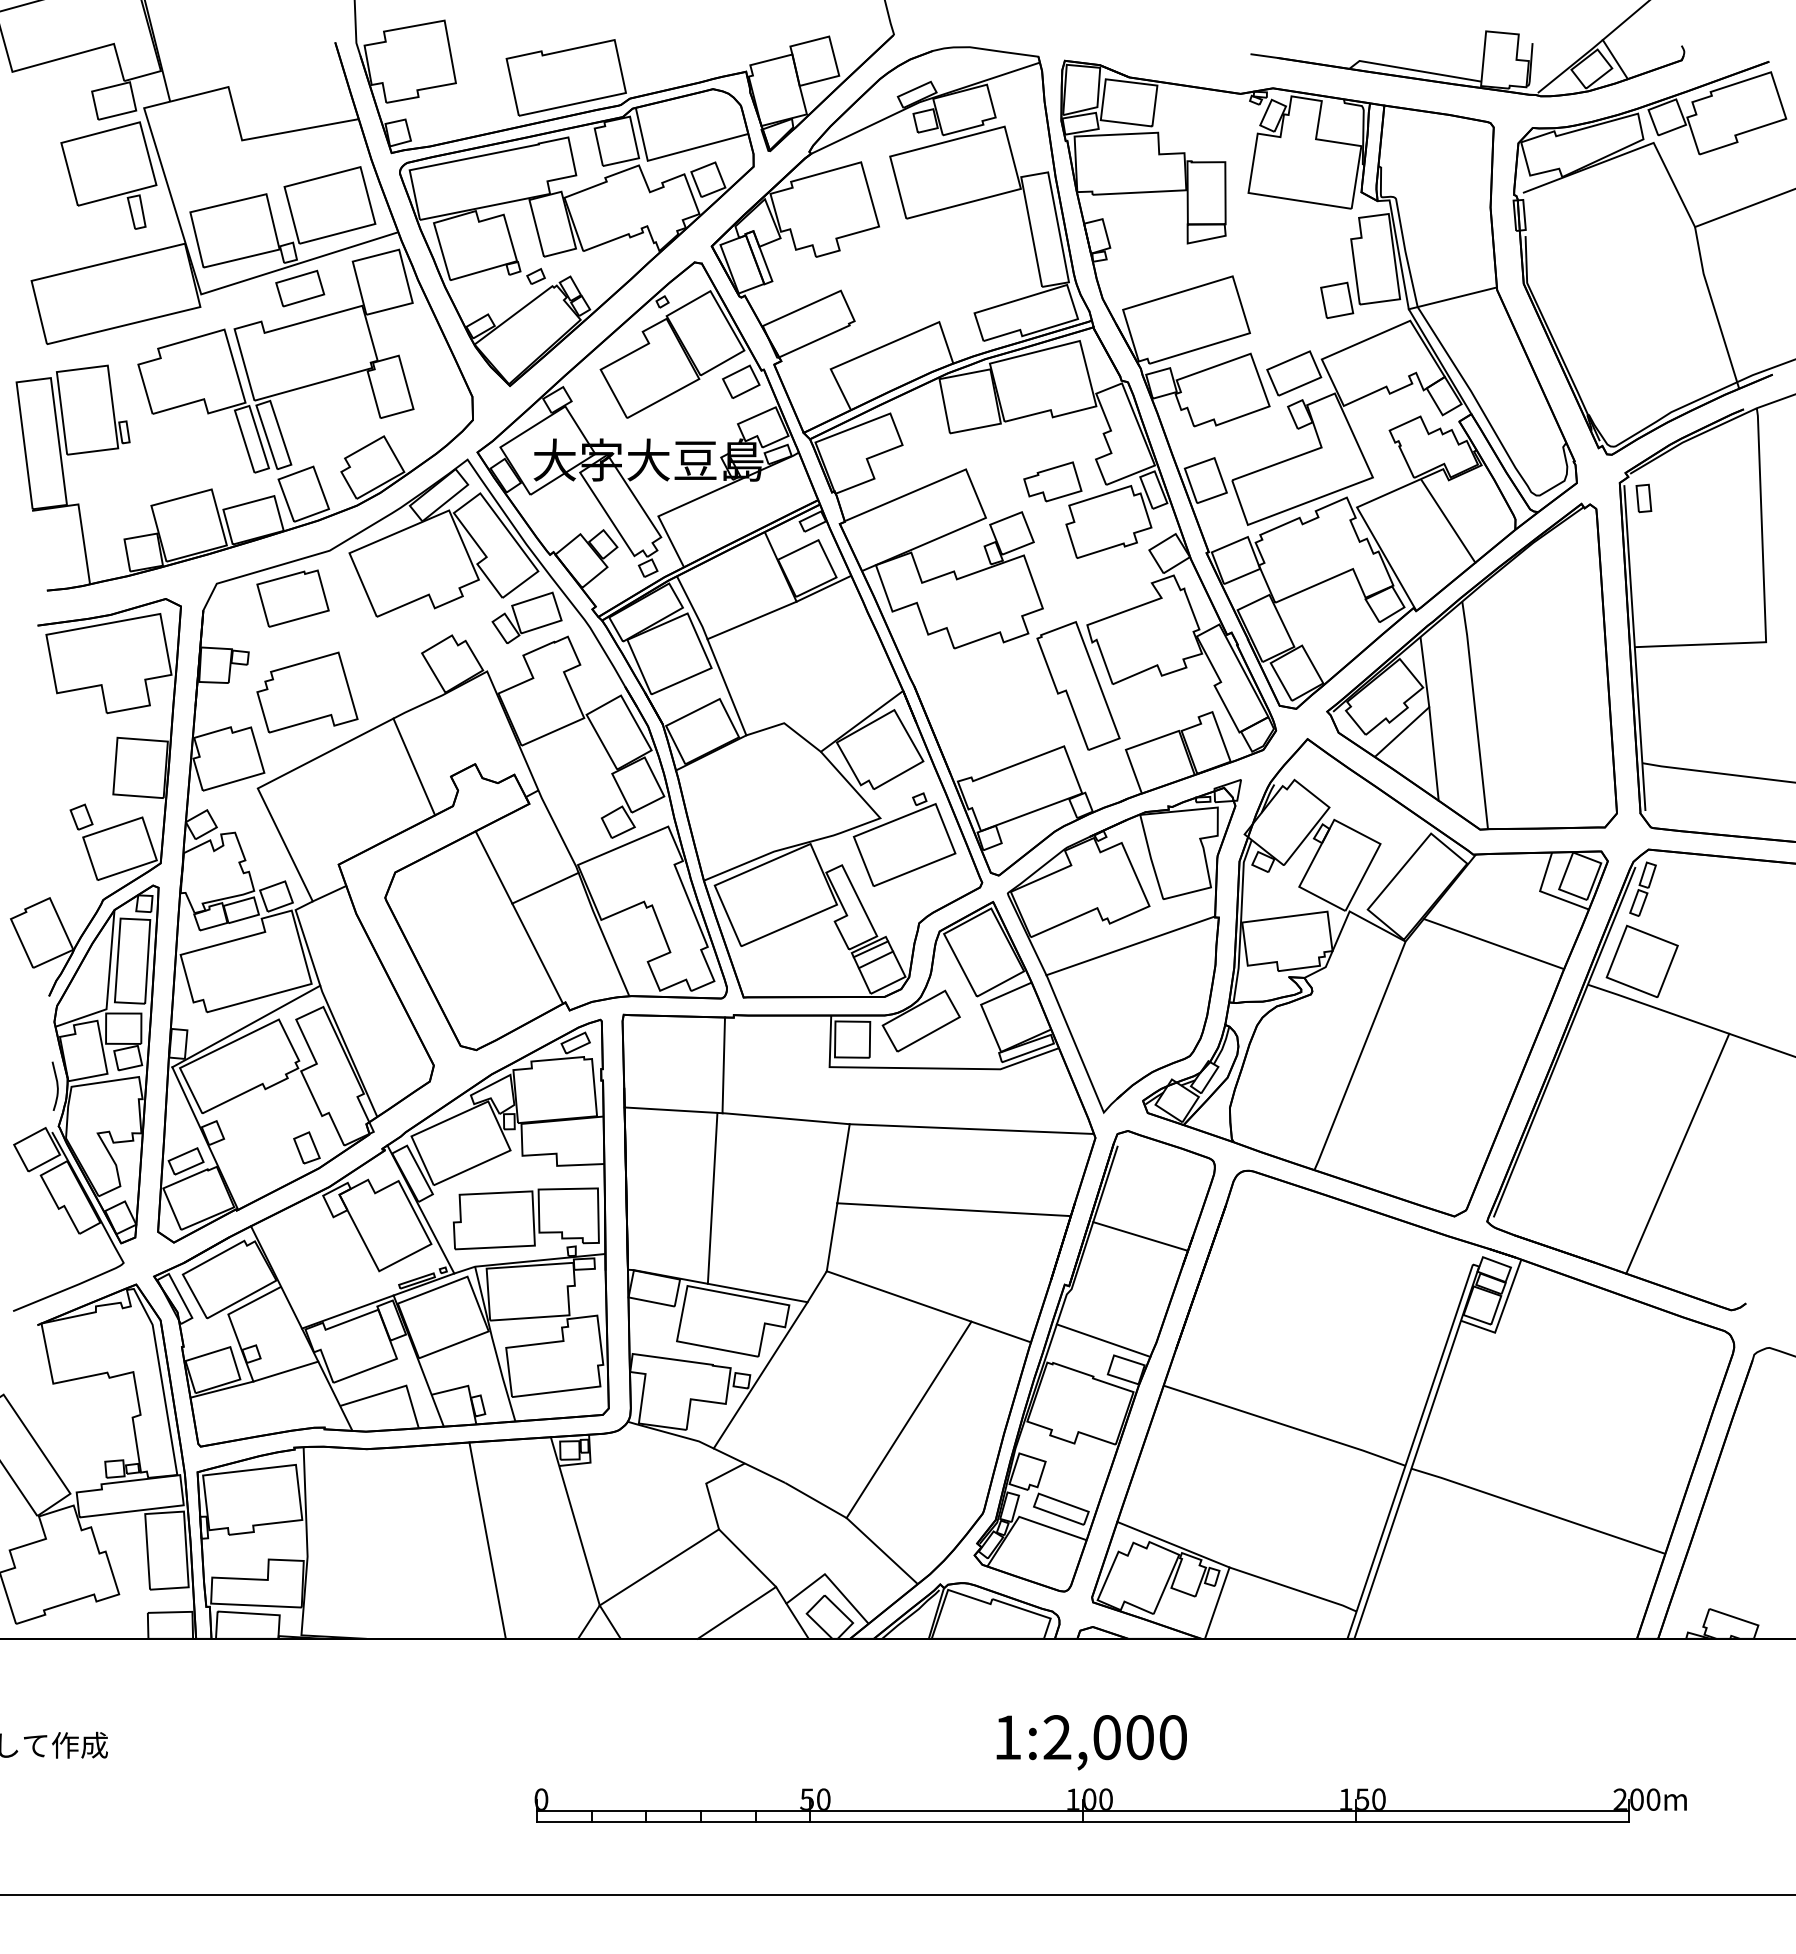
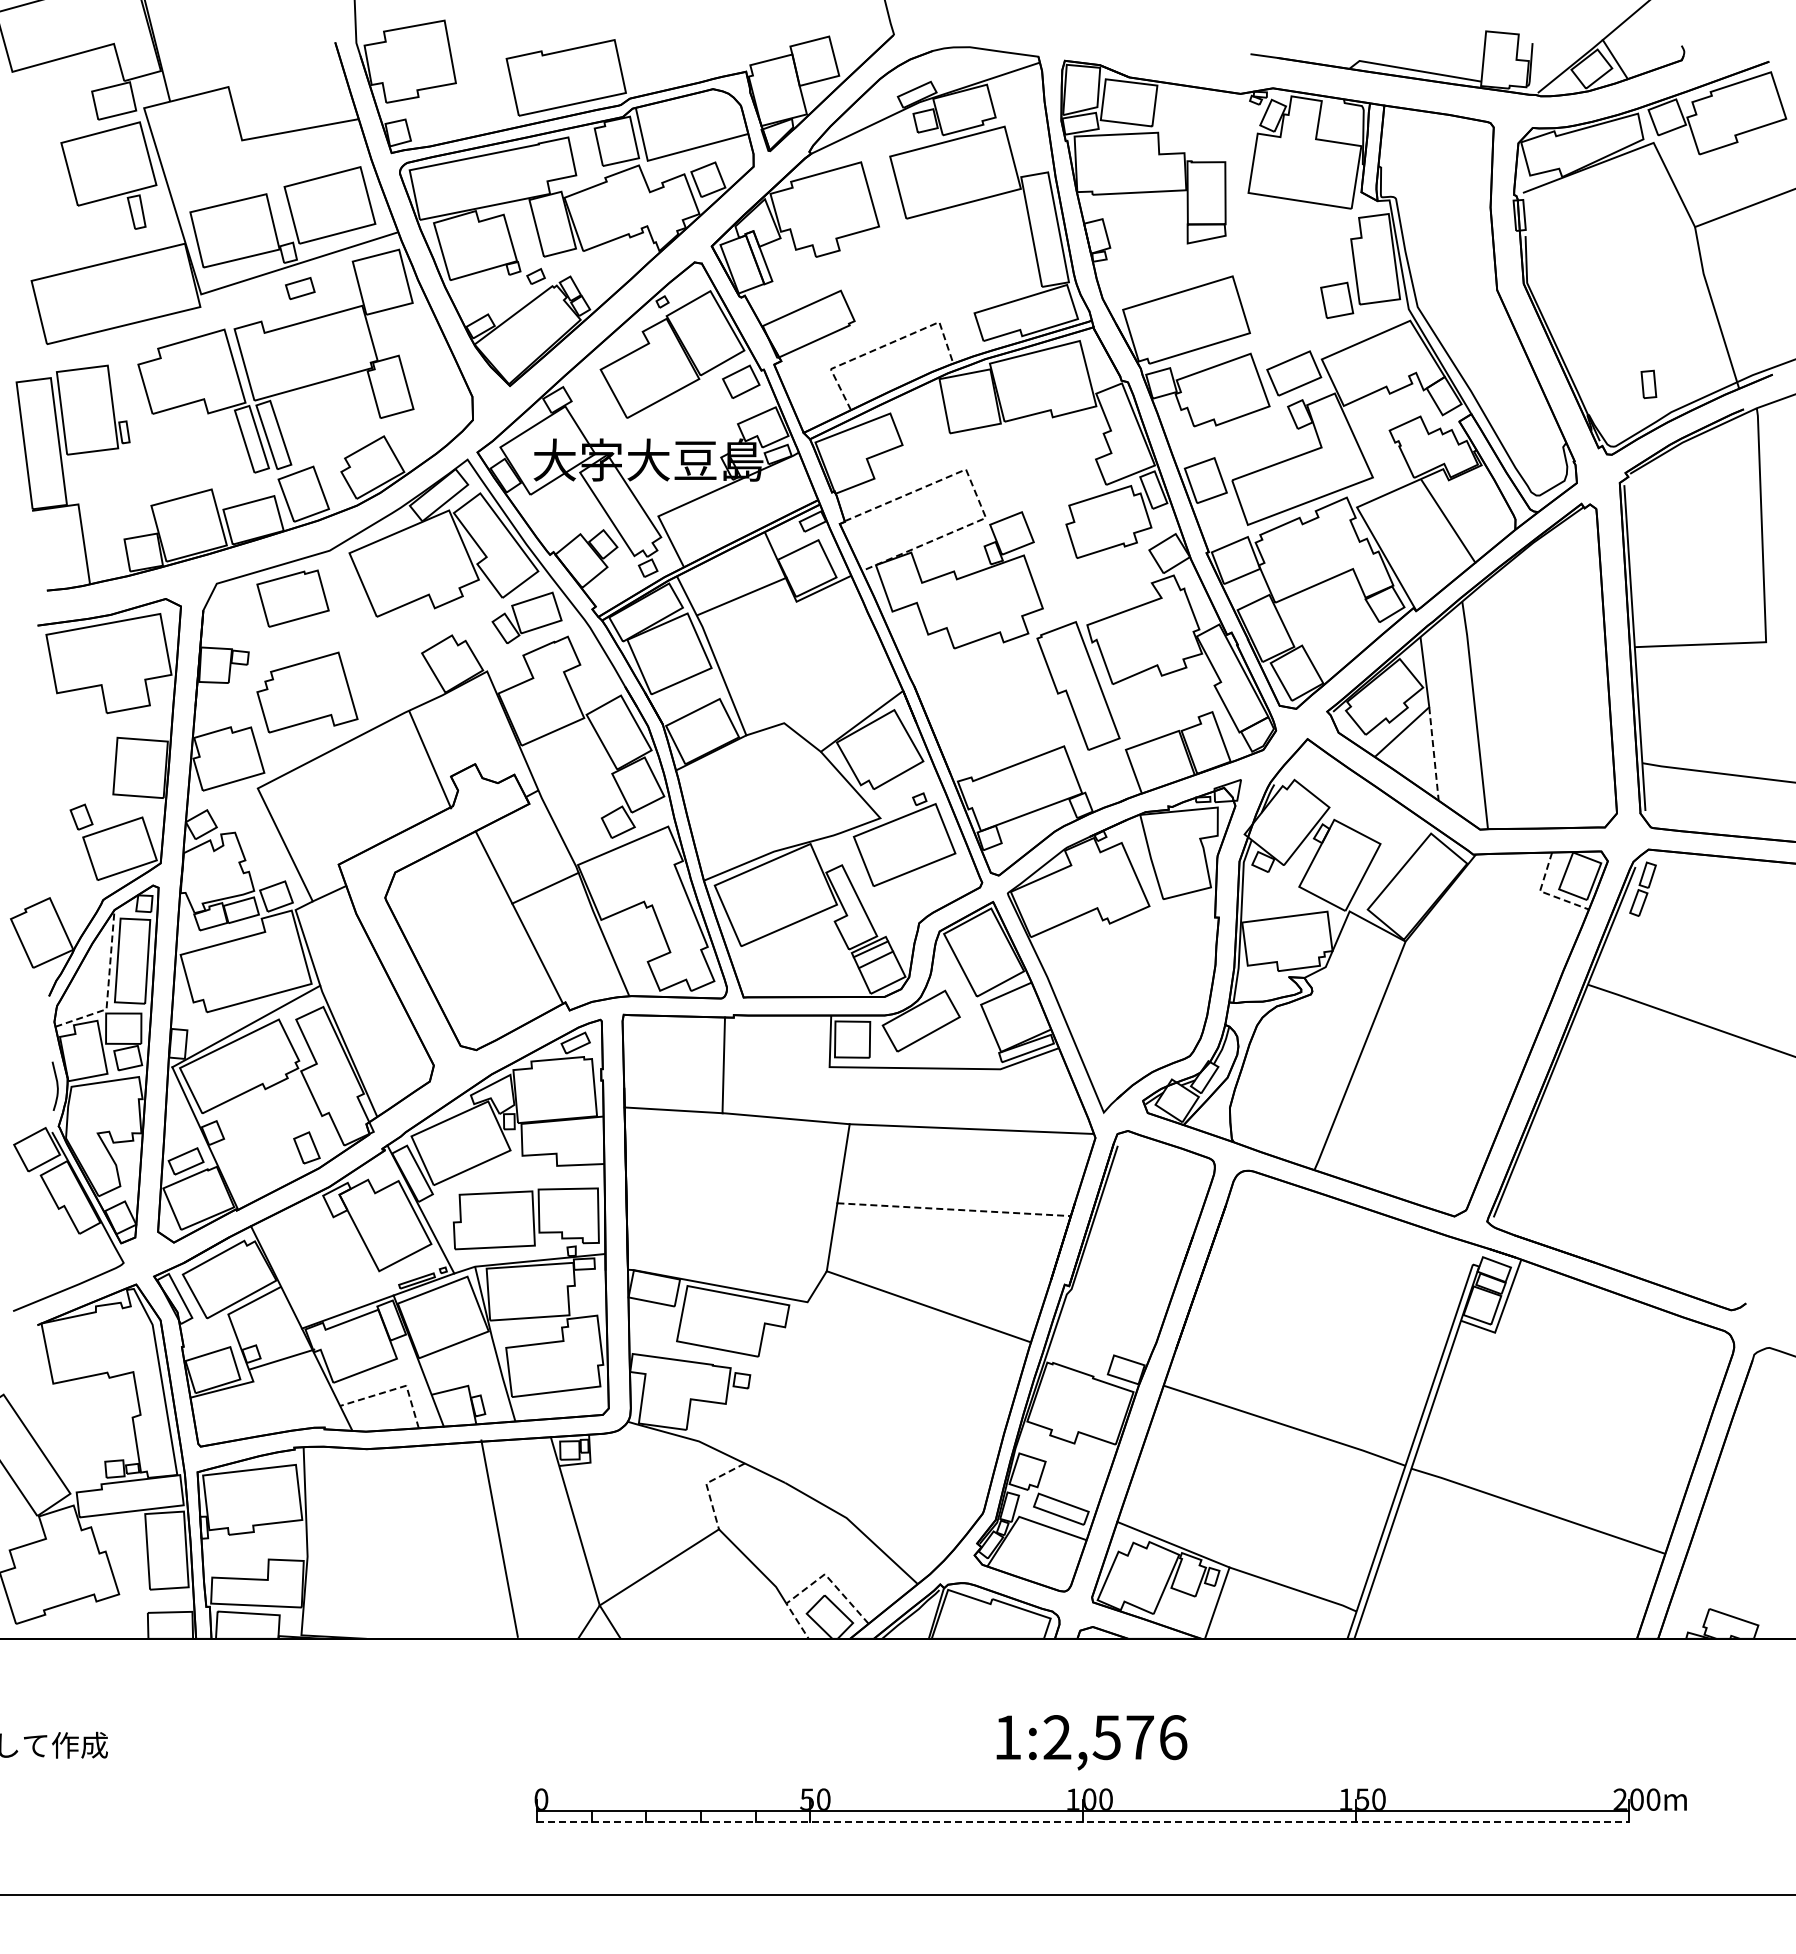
part size: 51x39 px -> 31x24 px (300, 288)
line: present -> none (1452, 298)
line: solid -> dashed (884, 345)
part: present -> none (1052, 481)
line: solid -> dashed (976, 495)
part position: (1643, 498) -> (1648, 384) (1648, 384)
line position: (751, 620) -> (741, 596) (741, 596)
line: solid -> dashed (1434, 753)
line position: (414, 766) -> (430, 759) (430, 759)
line: solid -> dashed (1545, 893)
line: present -> none (1493, 944)
line: present -> none (1130, 945)
part: present -> none (1641, 960)
line: solid -> dashed (108, 987)
line: present -> none (1677, 1153)
line: present -> none (712, 1197)
line: solid -> dashed (954, 1209)
line: present -> none (1140, 1236)
line: present -> none (1103, 1340)
line position: (285, 1371) -> (281, 1359) (281, 1359)
line: present -> none (760, 1375)
line: solid -> dashed (395, 1389)
line: present -> none (908, 1419)
line: solid -> dashed (706, 1485)
line position: (487, 1540) -> (499, 1538) (499, 1538)
line: solid -> dashed (815, 1581)
line: present -> none (736, 1612)
text: 1:2,000 -> 1:2,576 (1139, 1737)
line: solid -> dashed (1082, 1822)
